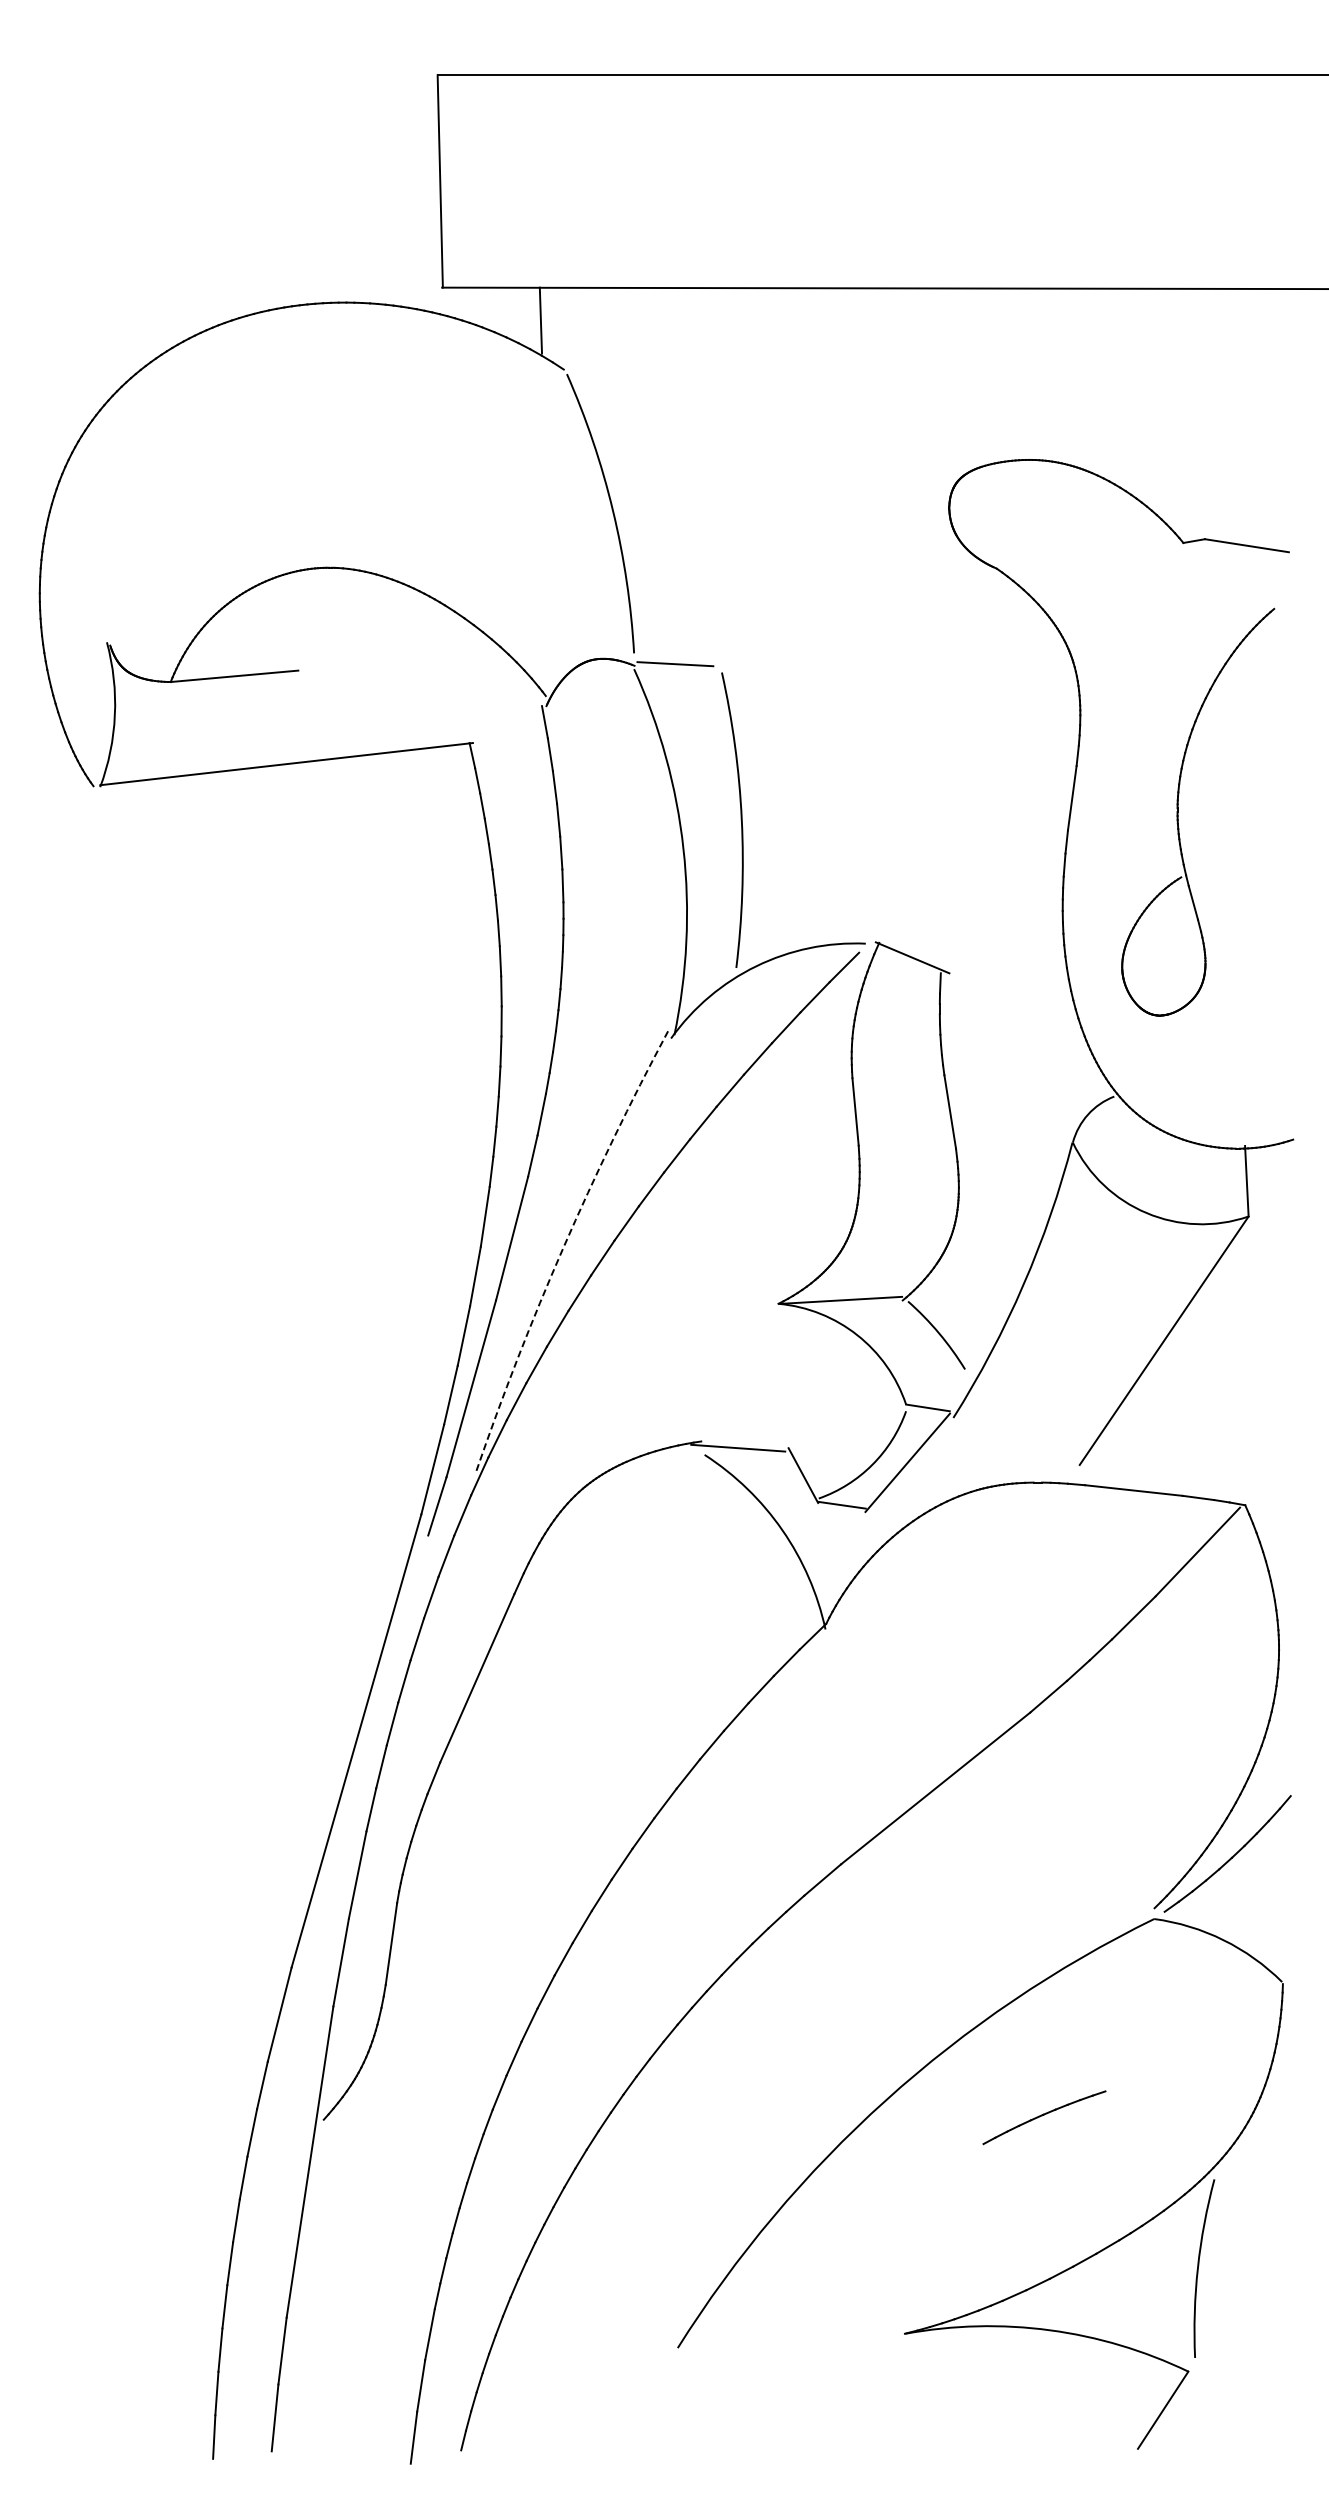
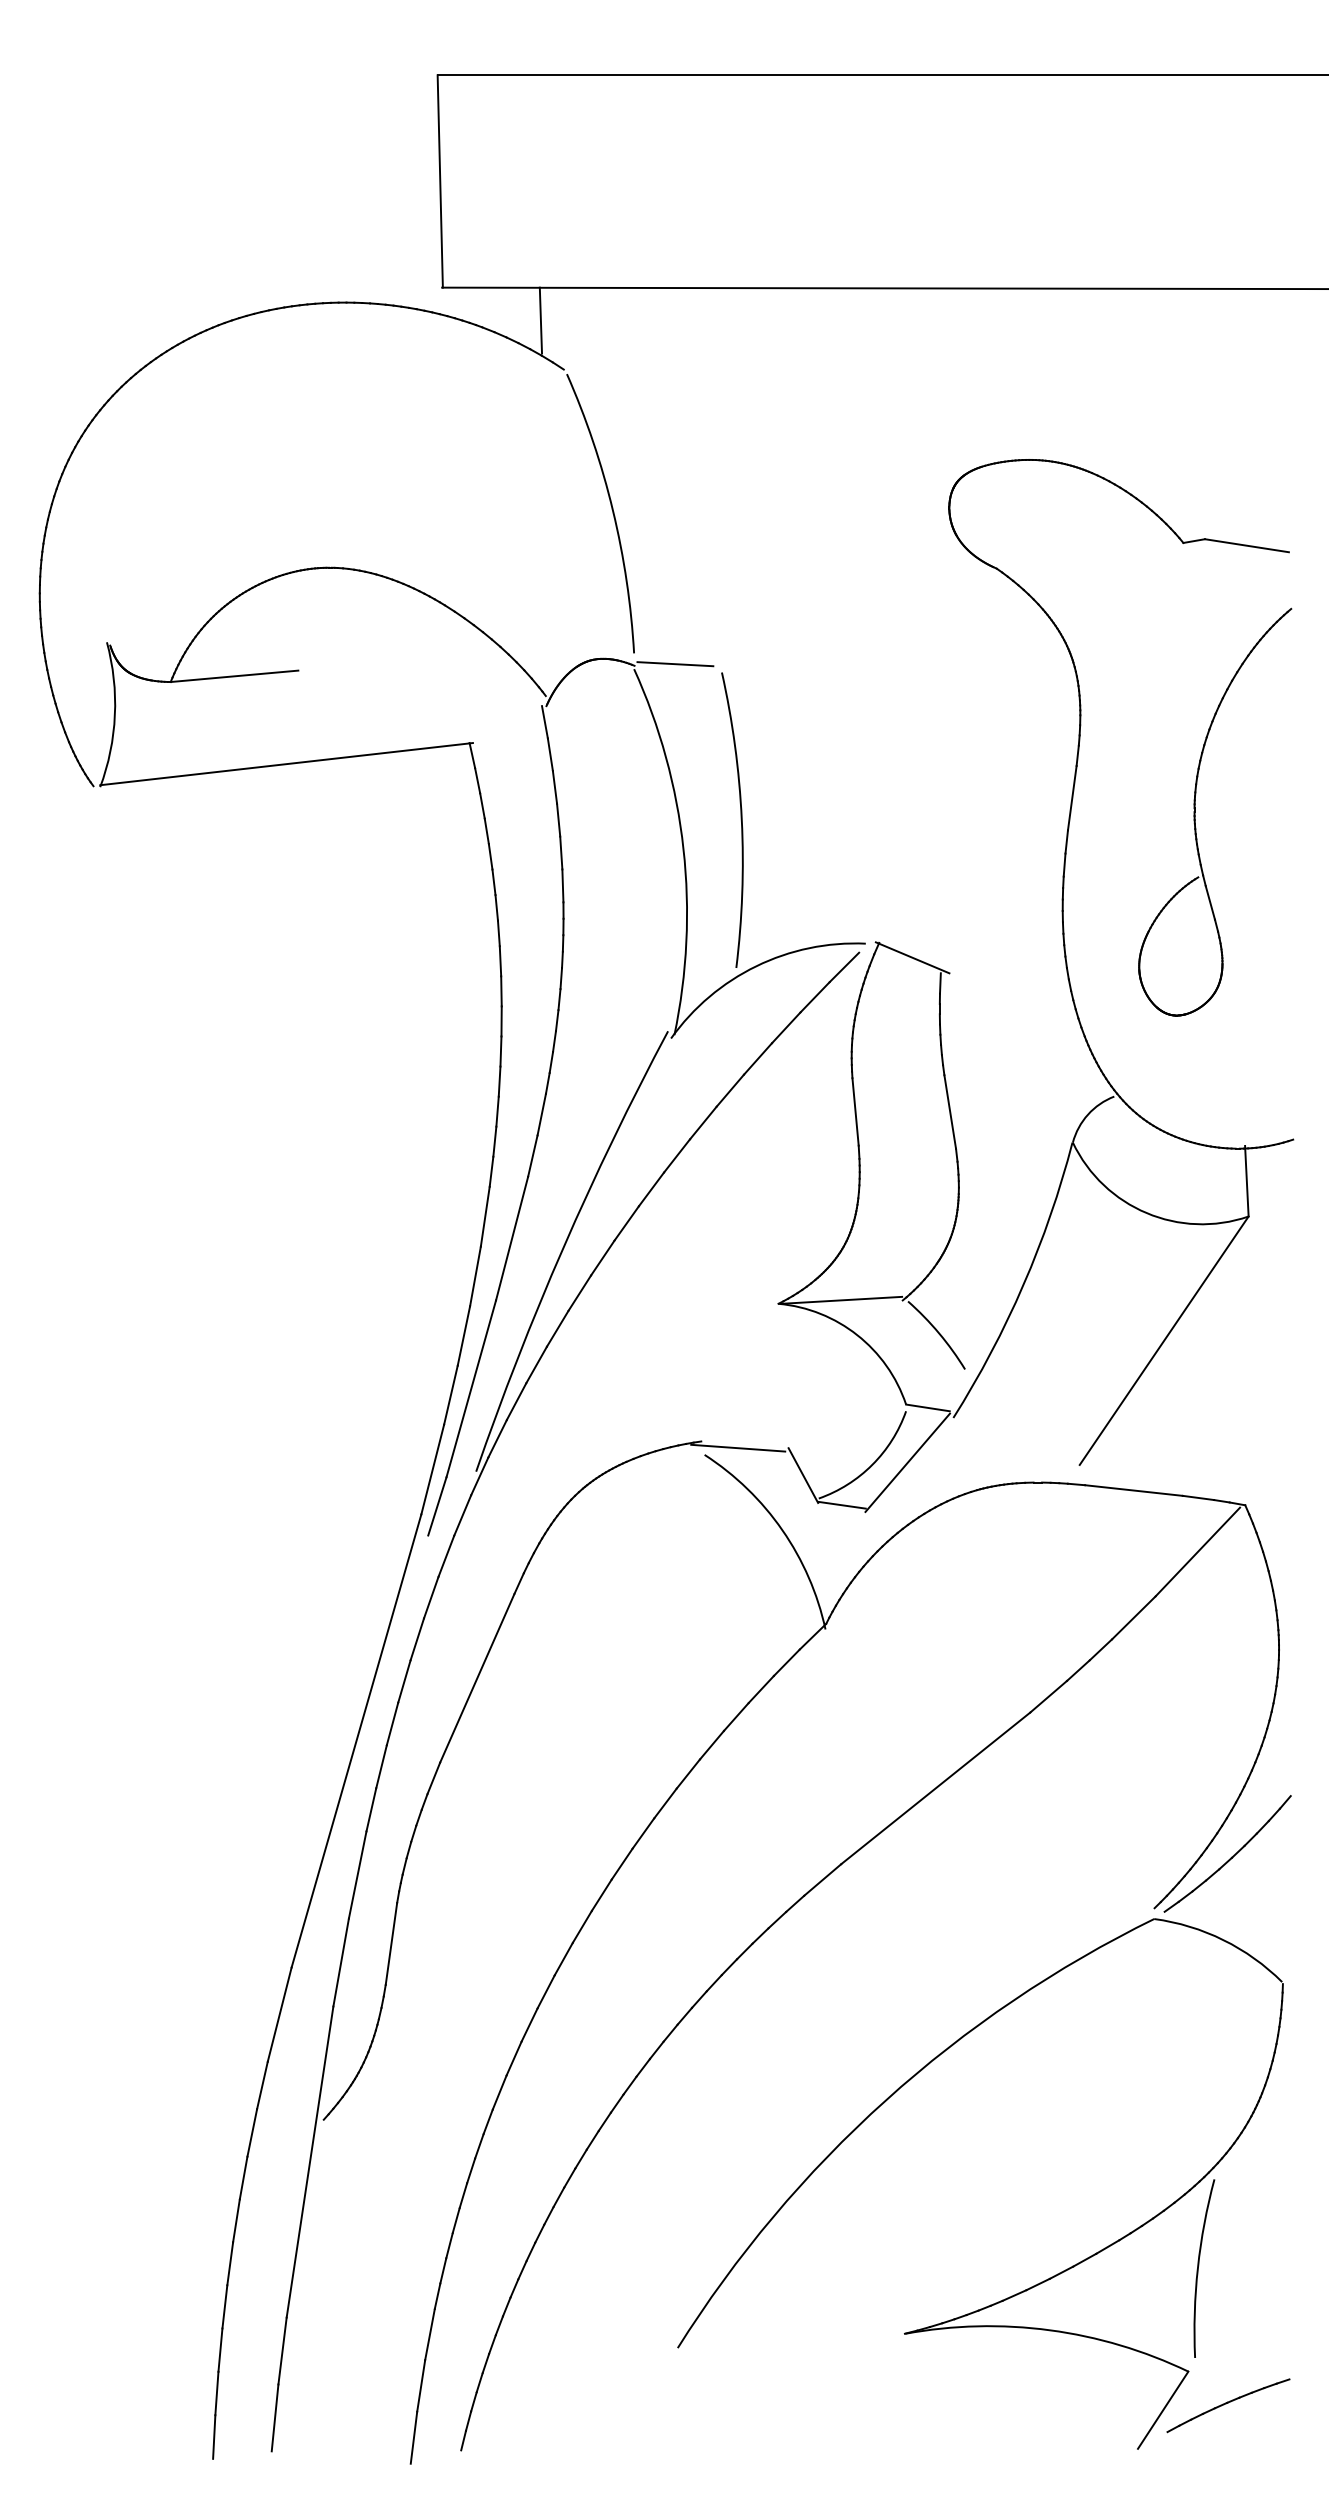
part position: (1178, 811) -> (1195, 811) (1195, 811)
arc: dashed -> solid (563, 1247)
part position: (1044, 2117) -> (1228, 2405) (1228, 2405)
